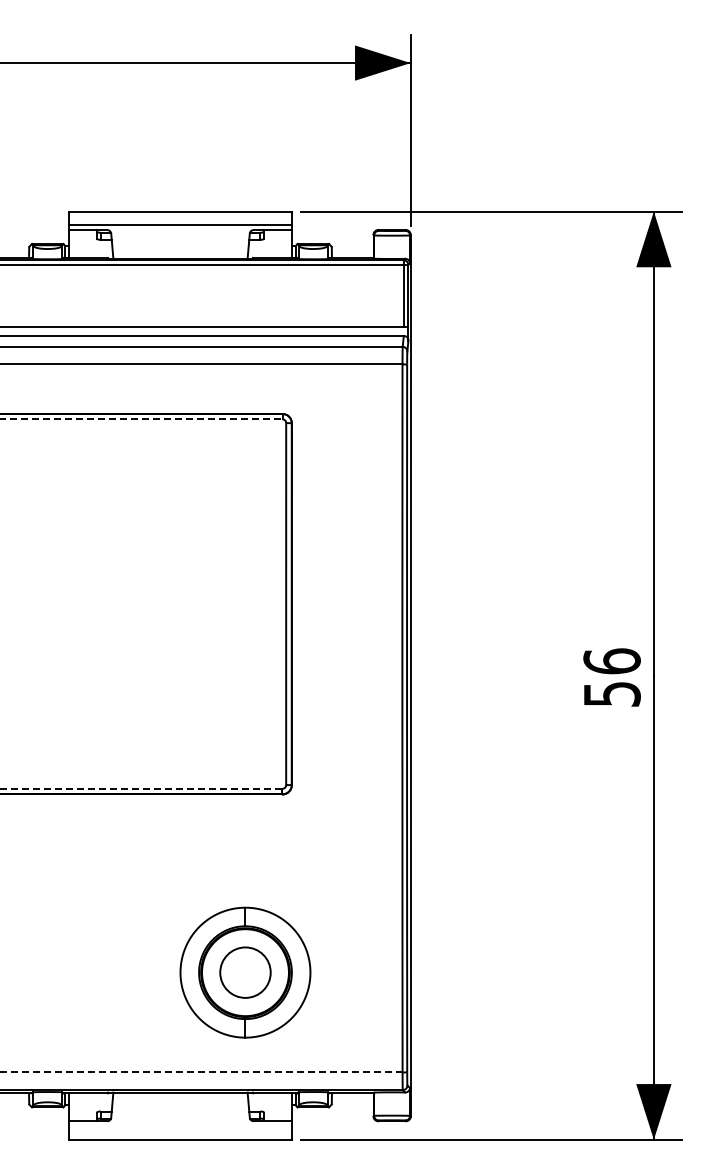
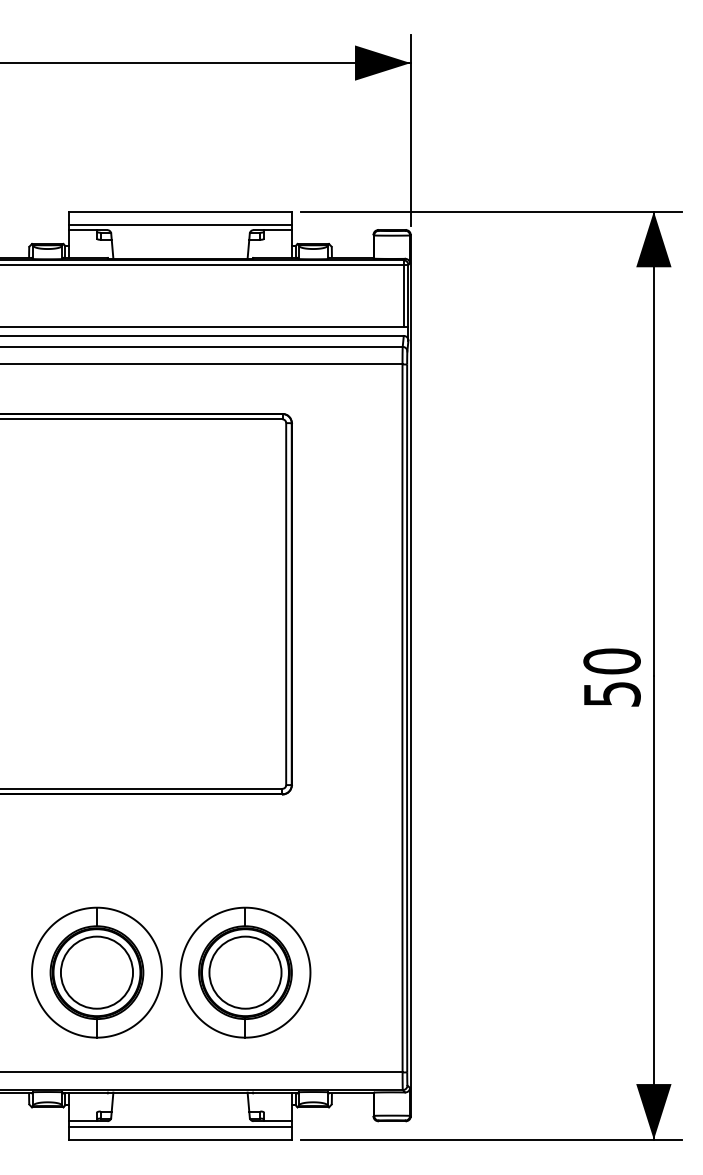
line: dashed -> solid (141, 419)
text: 56 -> 50 (611, 661)
line: dashed -> solid (141, 788)
part: none -> present (96, 972)
circle diameter: 50 px -> 72 px (245, 972)
line: dashed -> solid (201, 1072)
line: none -> present (180, 1126)
